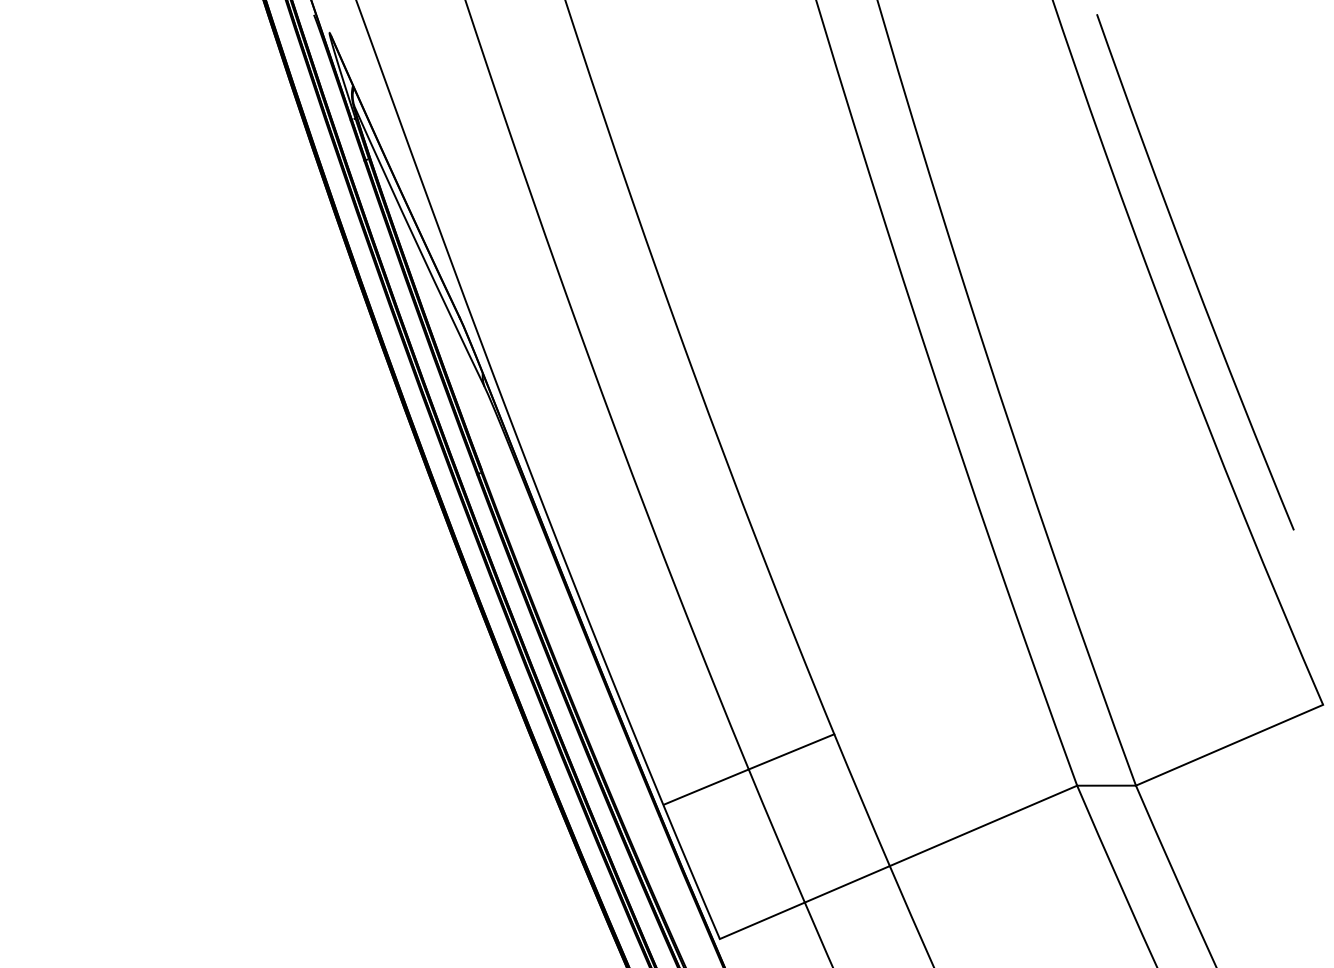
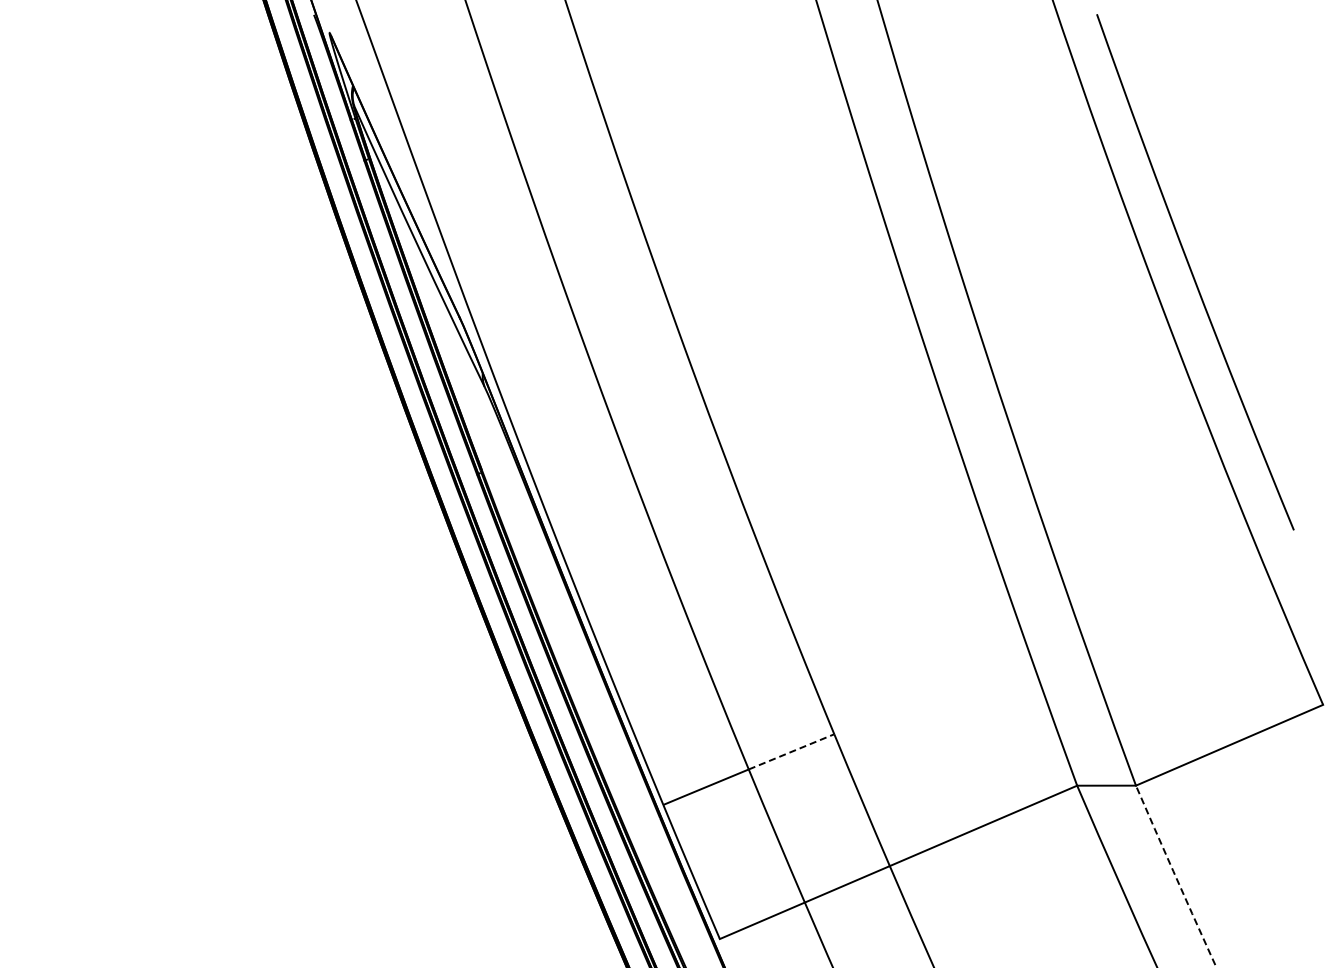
line: solid -> dashed (792, 751)
arc: solid -> dashed (1175, 876)
